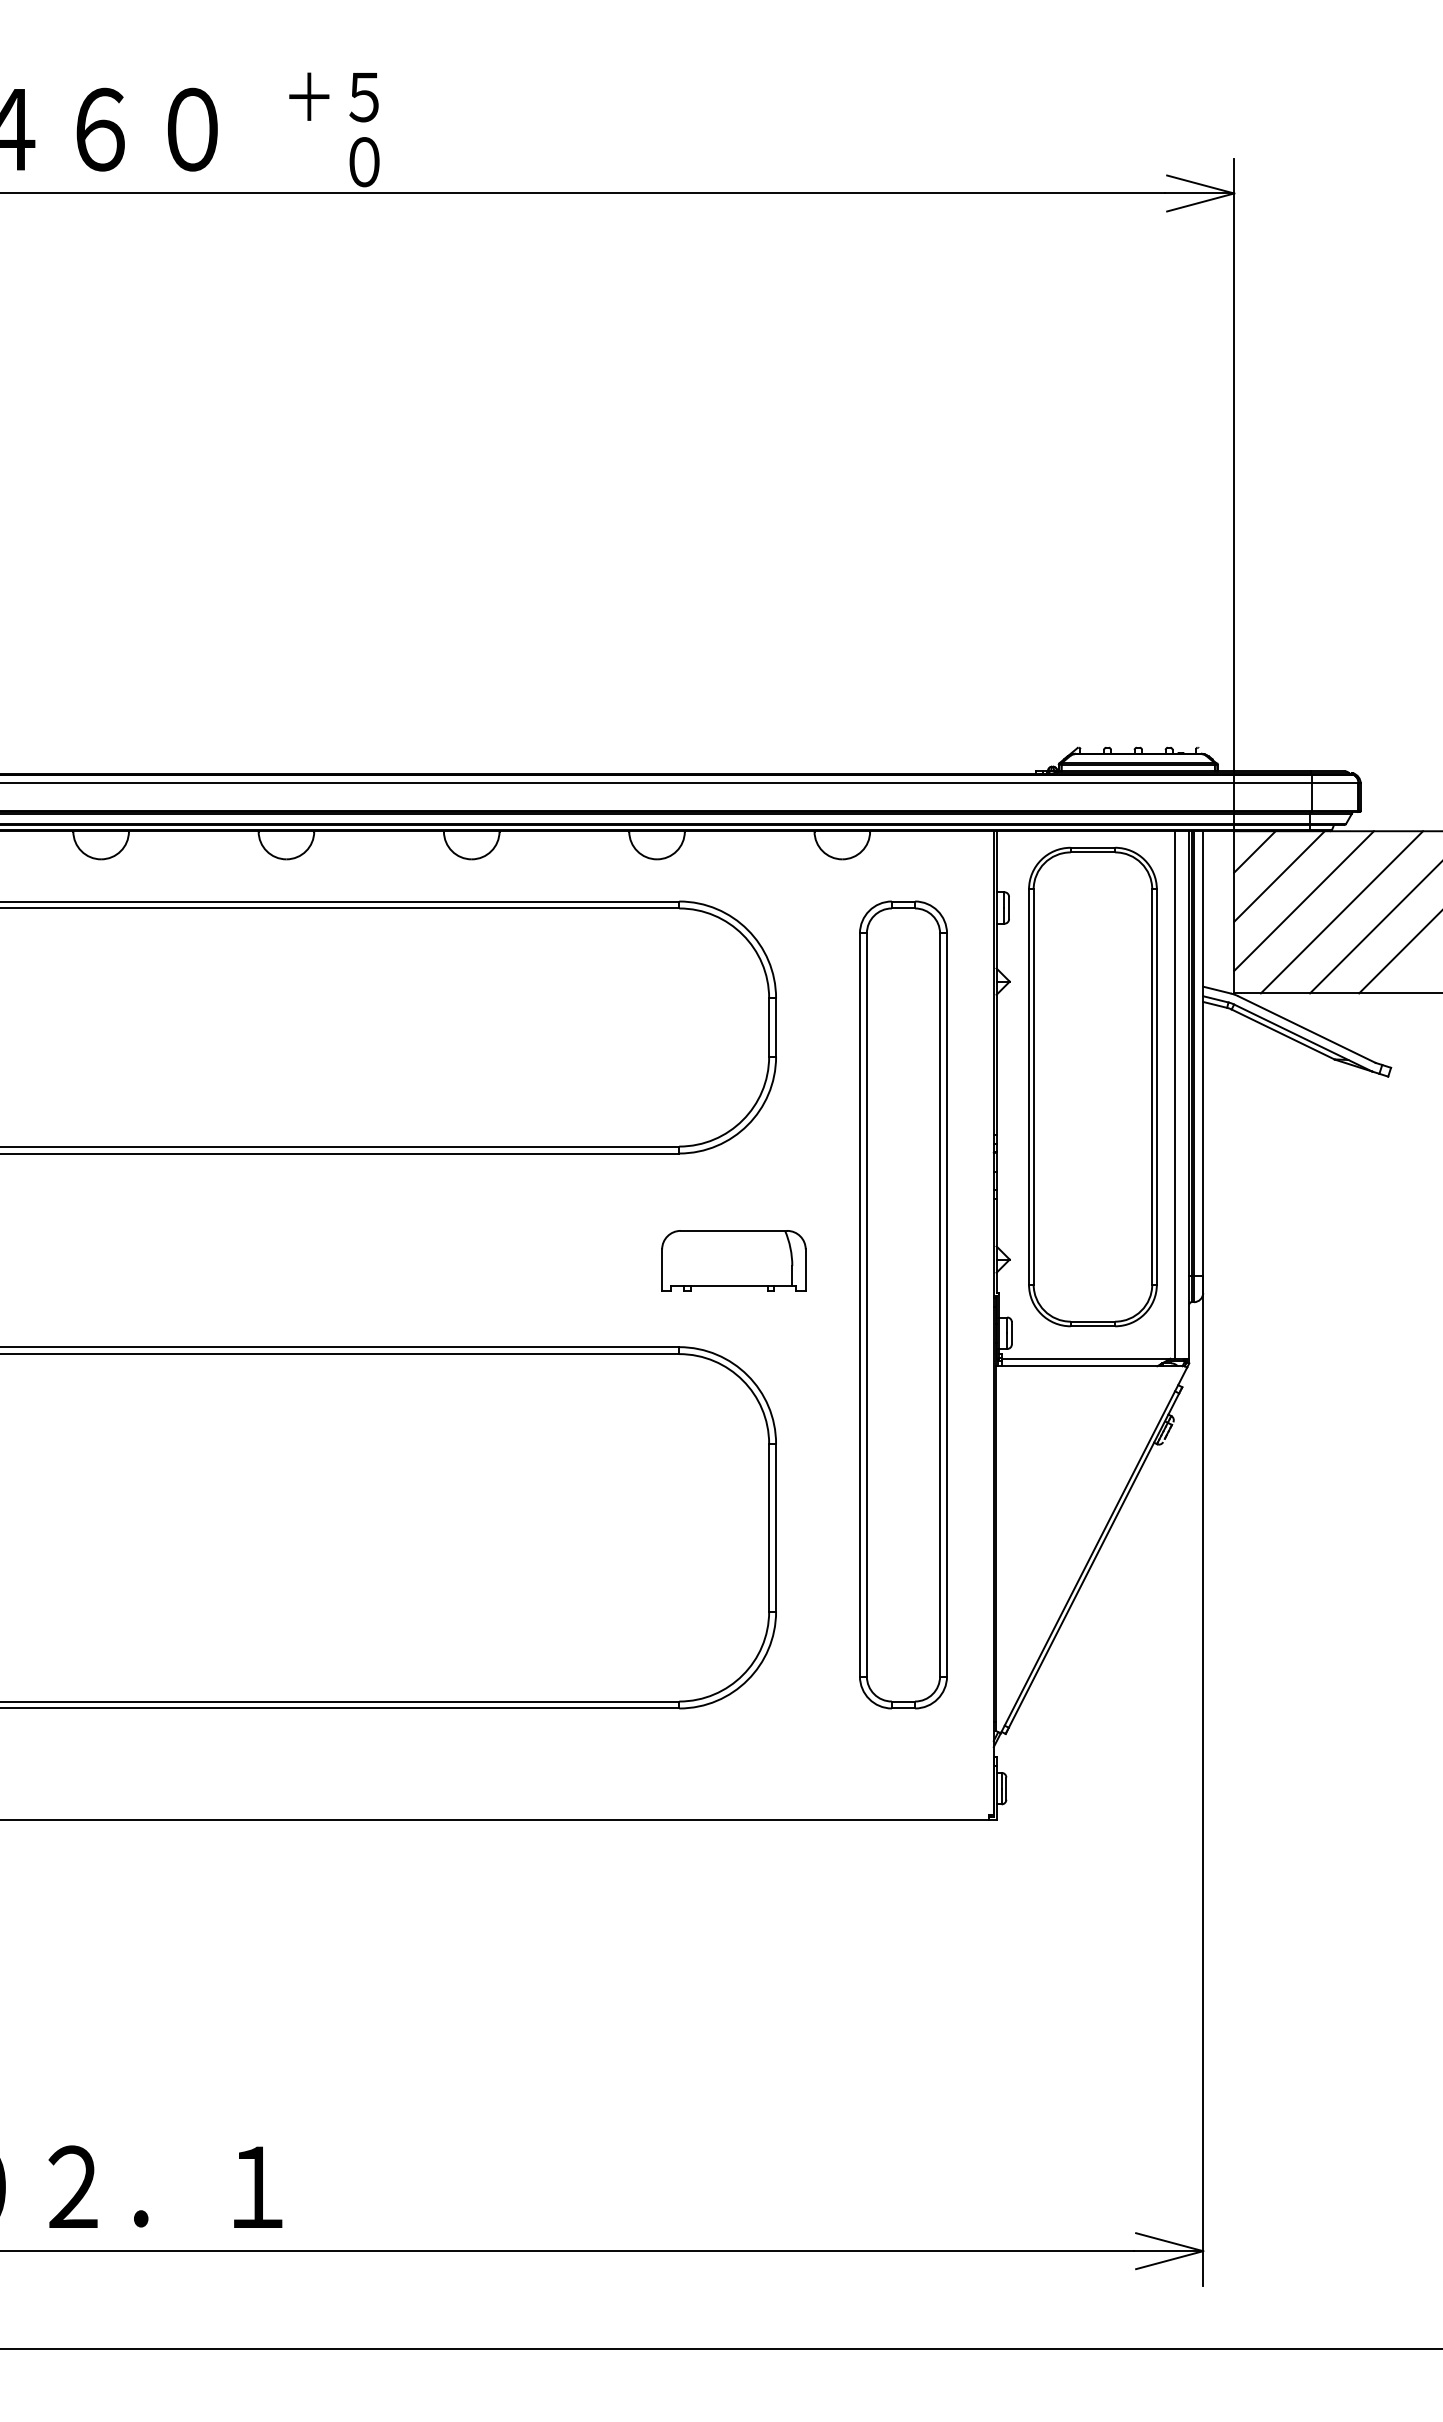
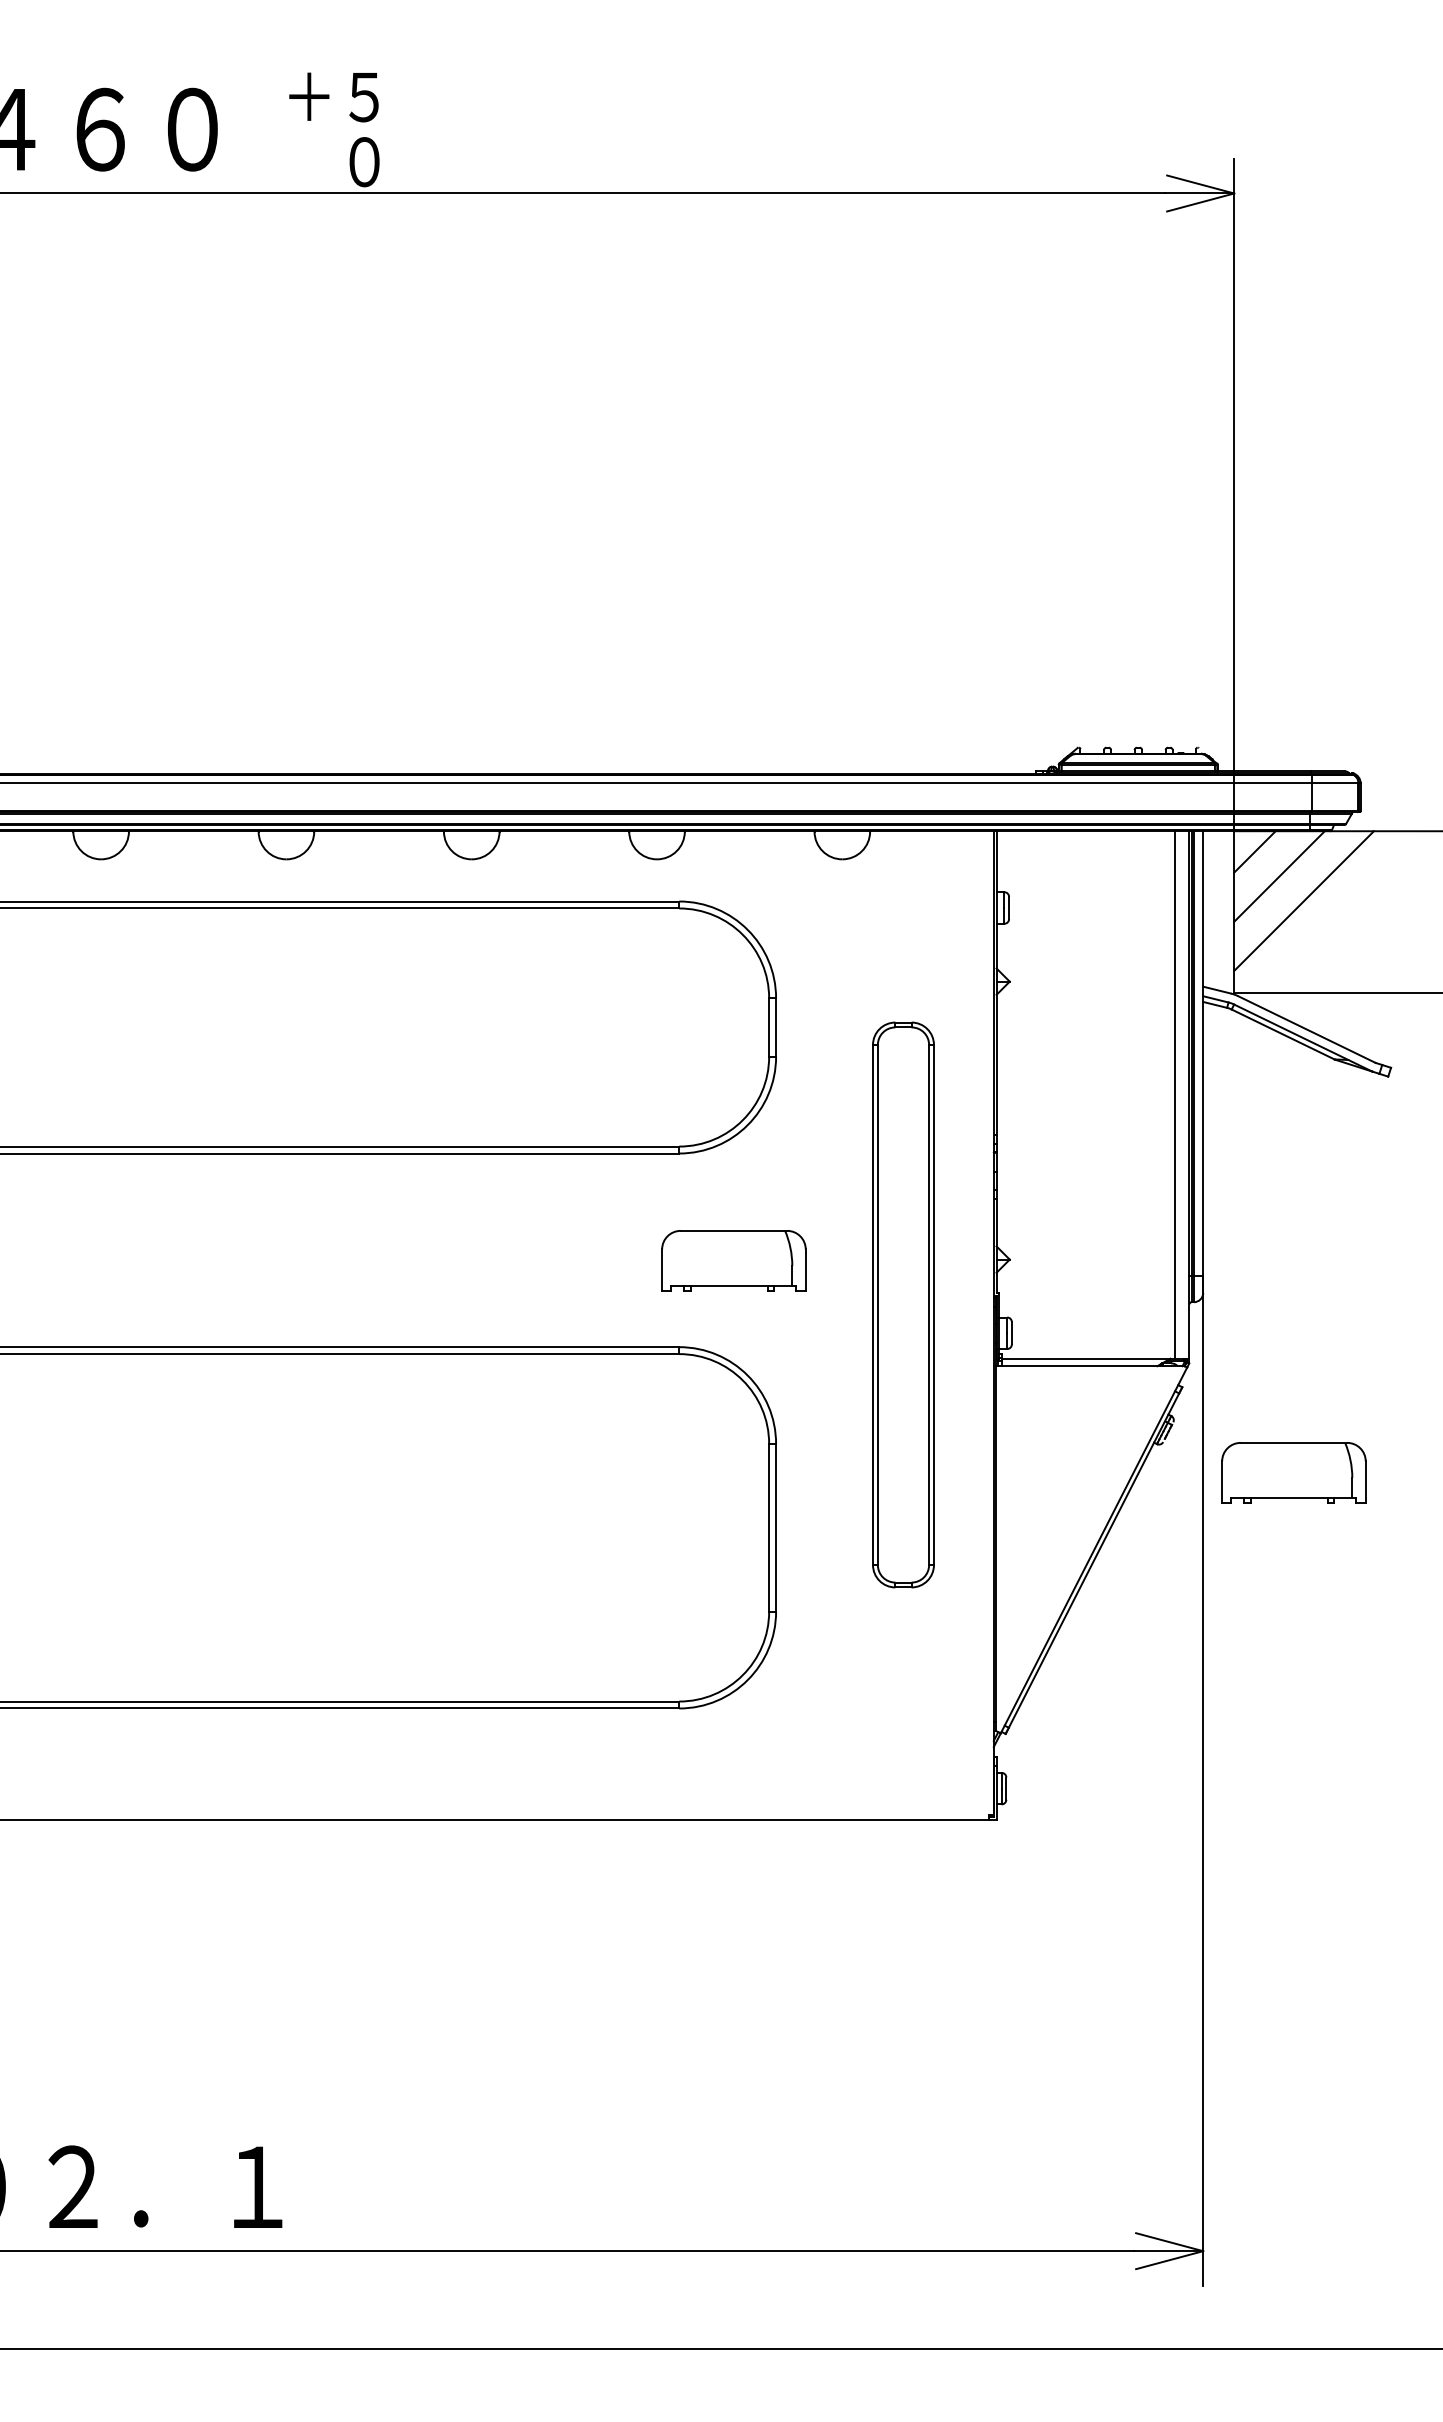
line: present -> none (1341, 912)
line: present -> none (1374, 928)
line: present -> none (1399, 952)
part: present -> none (1092, 1086)
part size: 89x810 px -> 63x568 px (903, 1304)
part: none -> present (1293, 1472)
